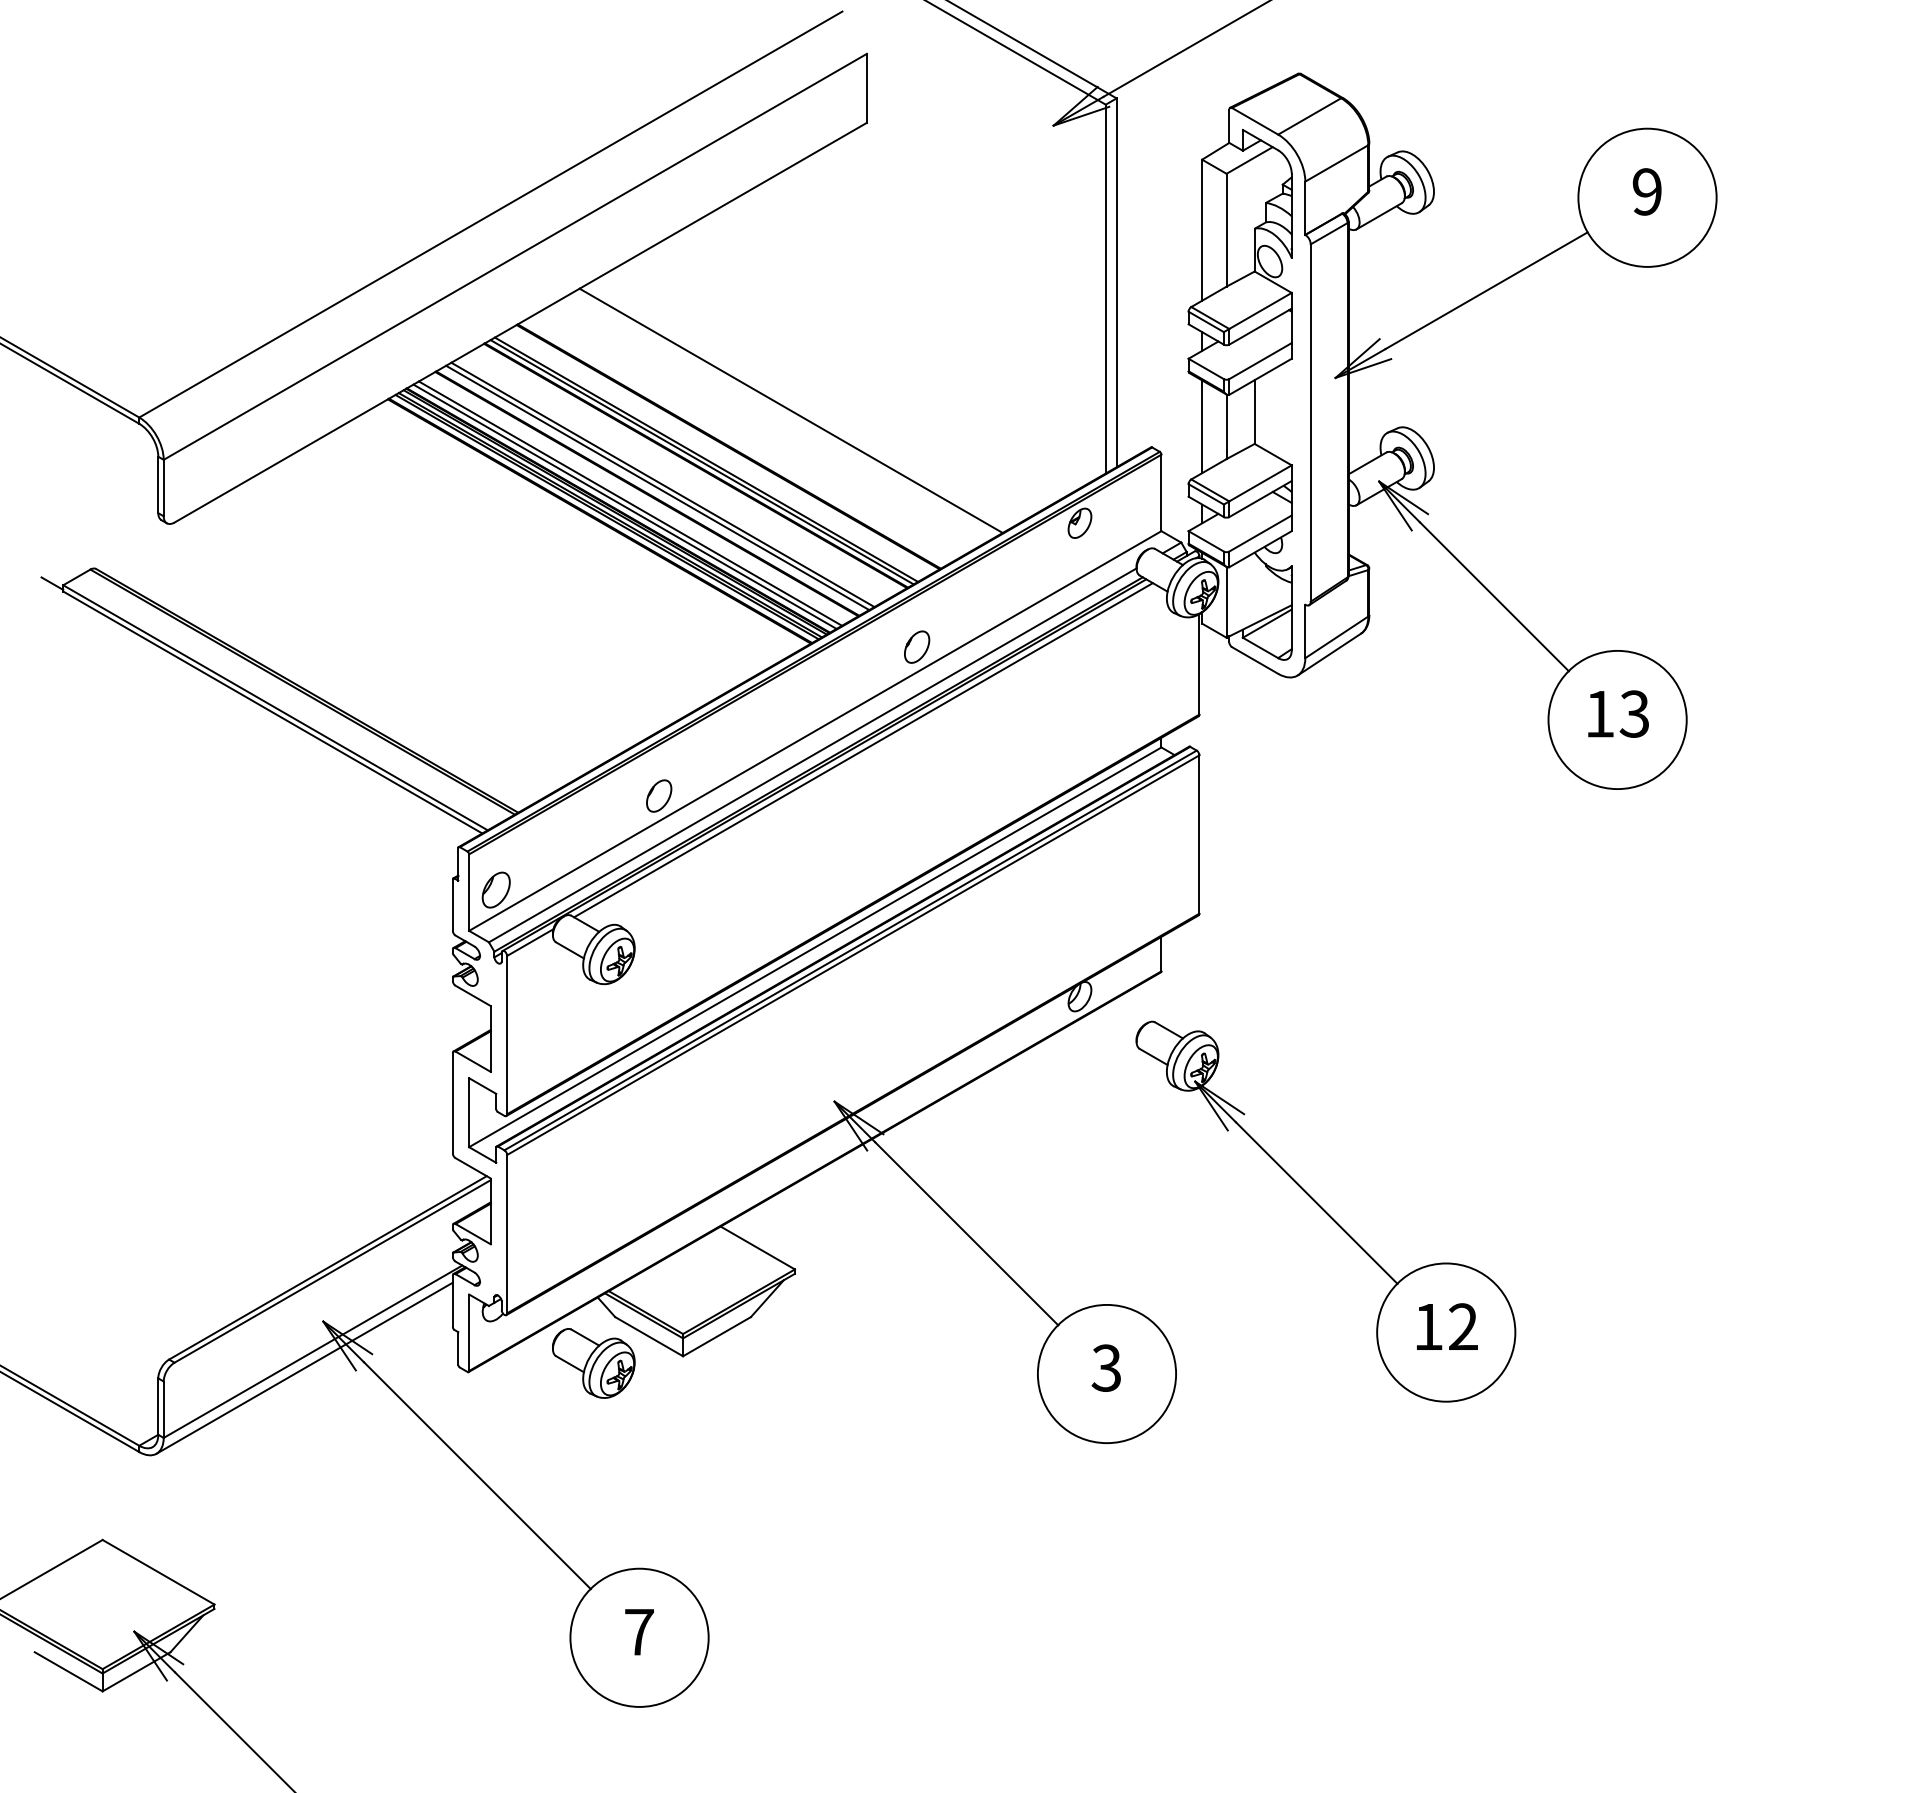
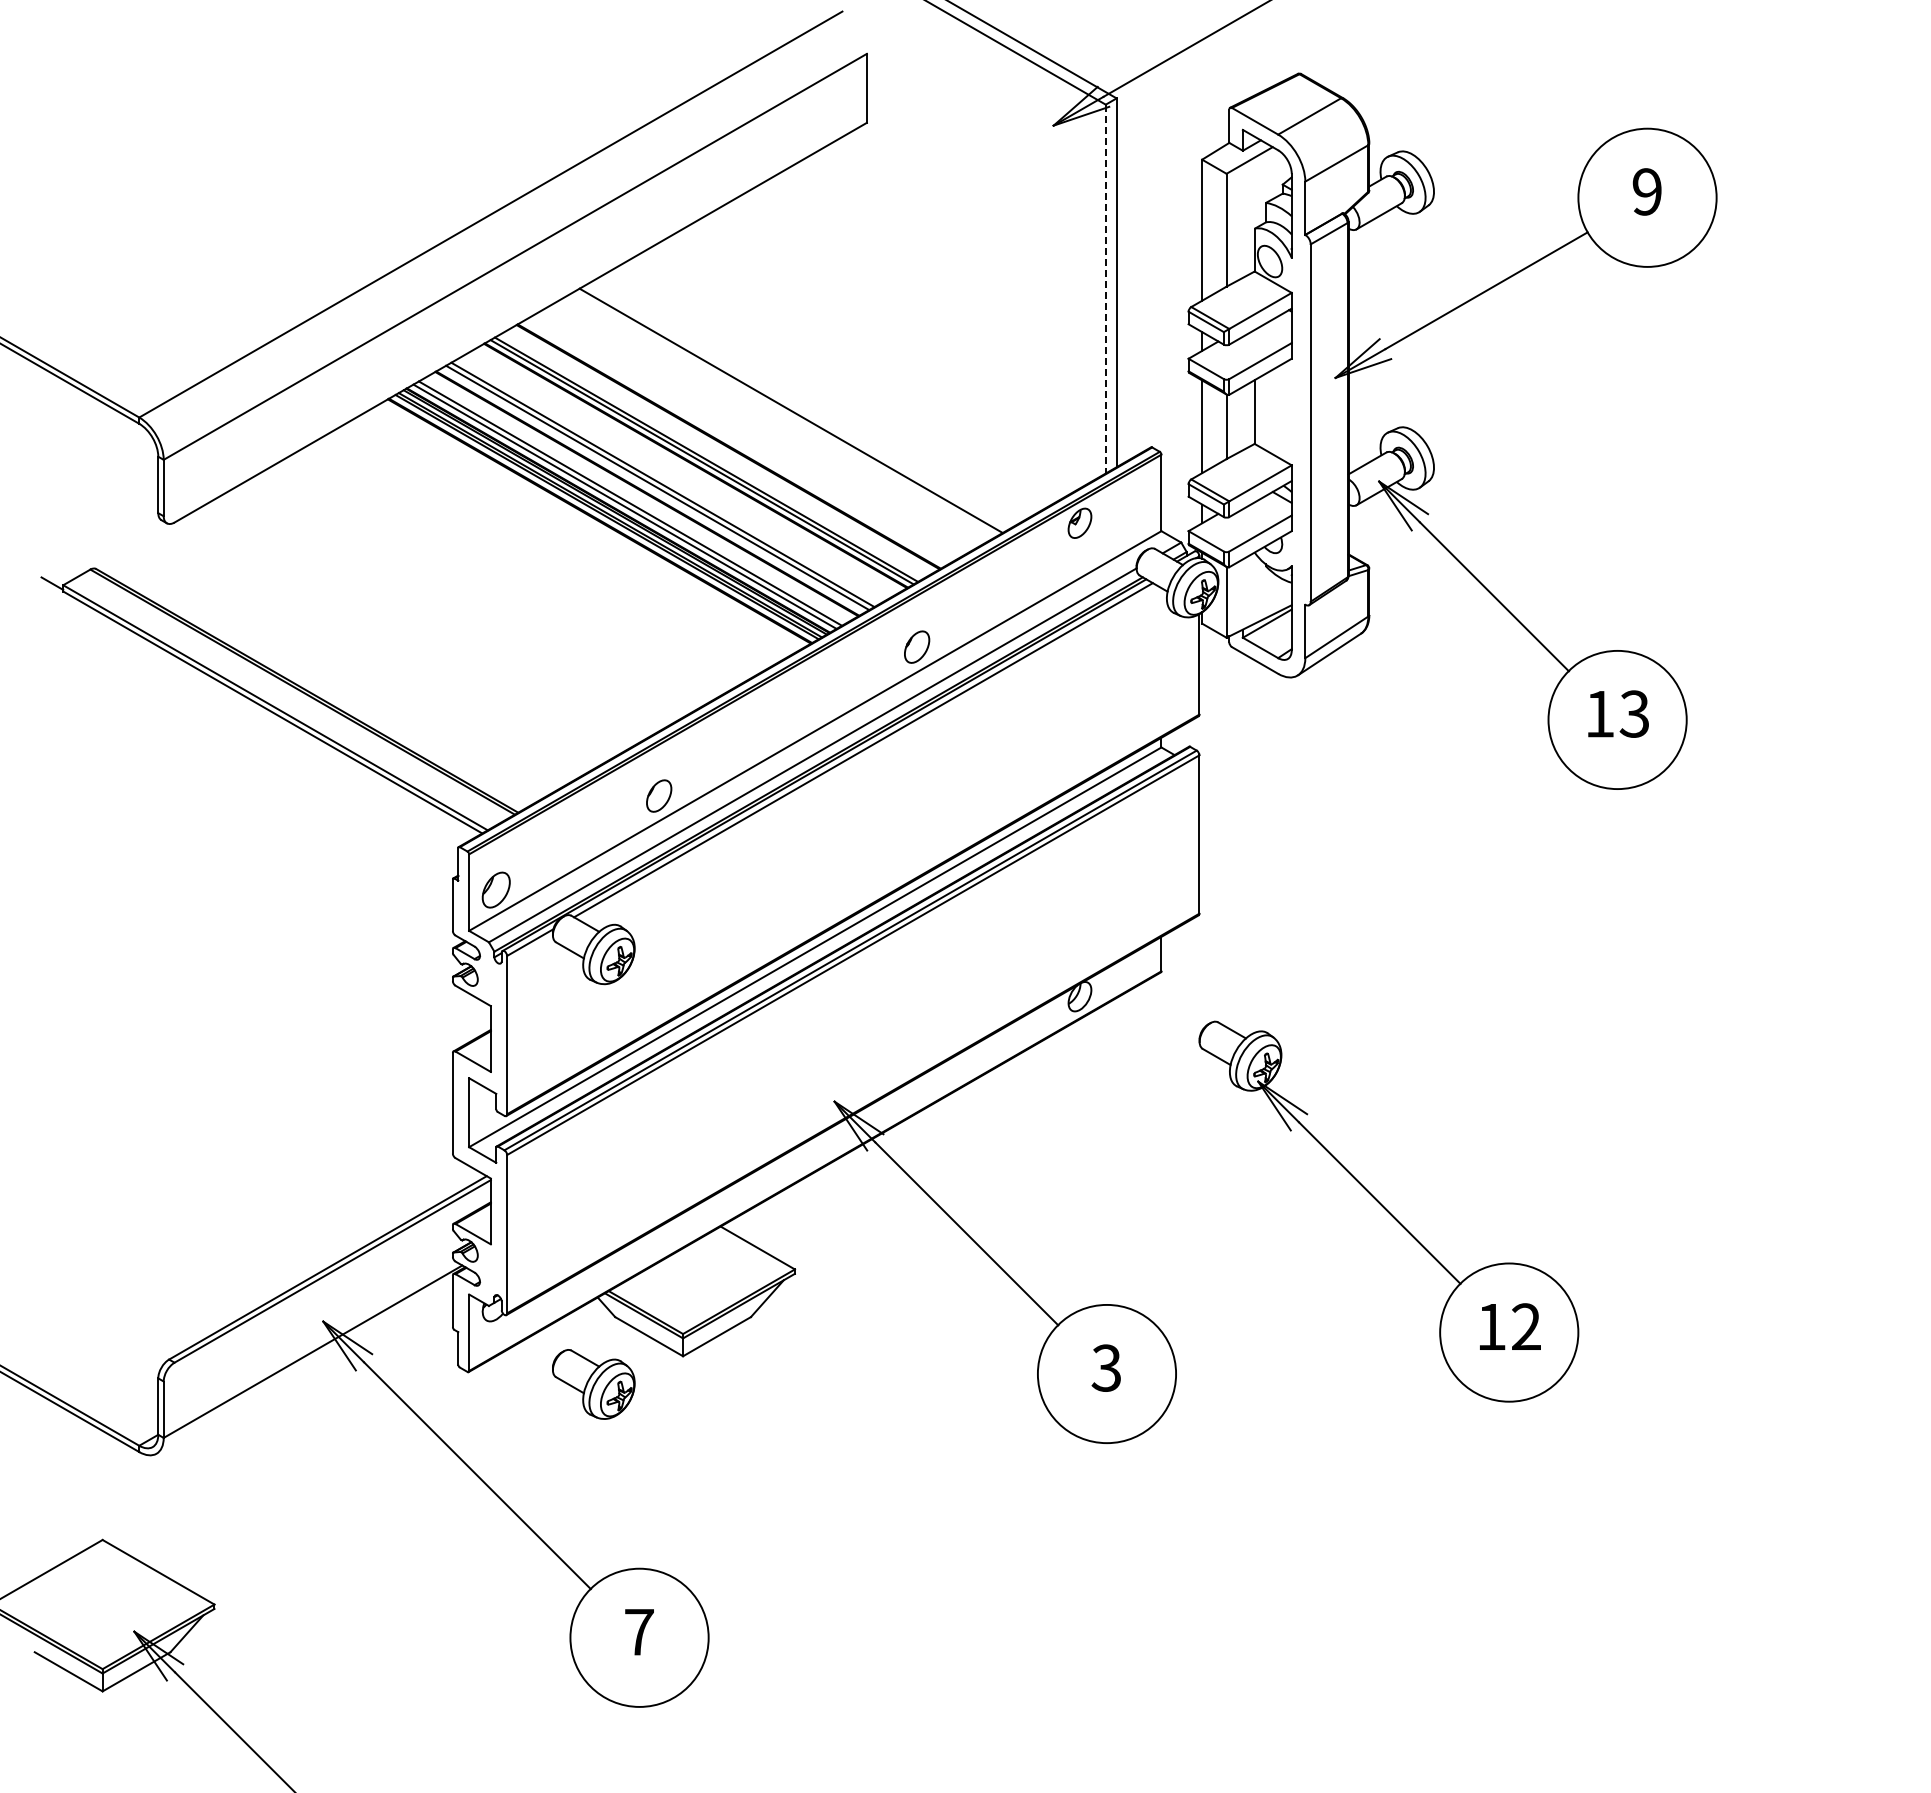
line: solid -> dashed (1105, 289)
part position: (1325, 1211) -> (1388, 1211) (1388, 1211)
part position: (593, 1363) -> (593, 1384) (593, 1384)
line: present -> none (304, 1367)
